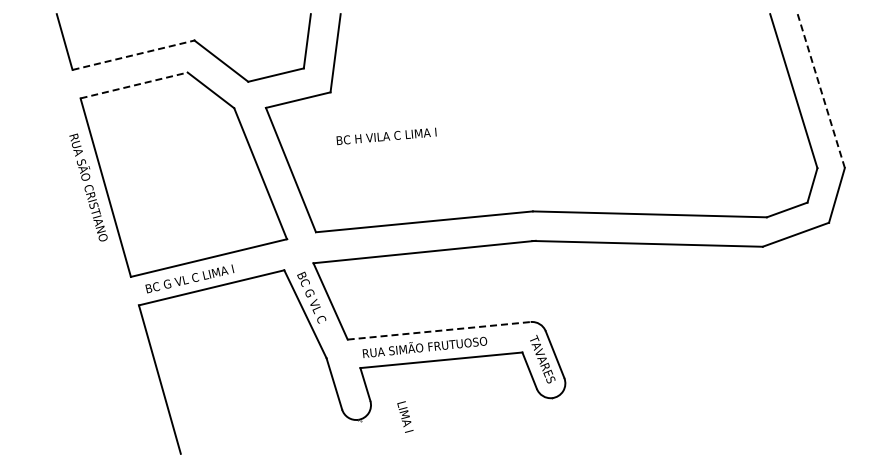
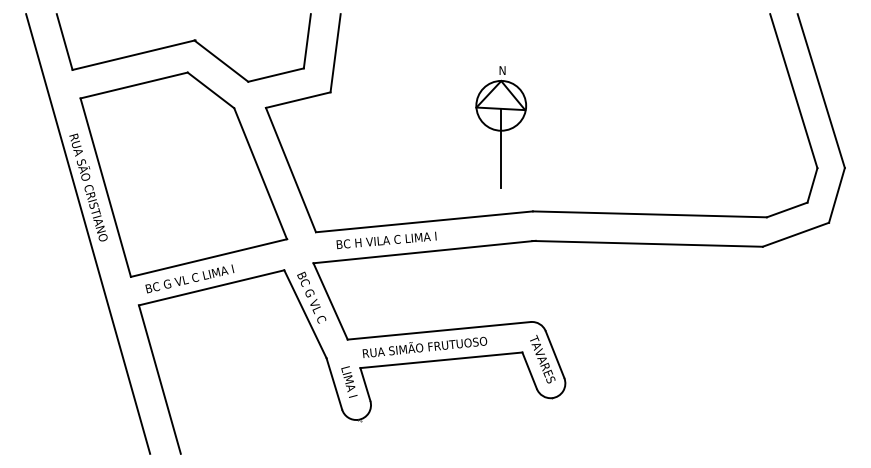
line: dashed -> solid (134, 55)
line: dashed -> solid (134, 85)
line: dashed -> solid (821, 90)
part: none -> present (501, 127)
text position: (386, 136) -> (386, 240) (386, 240)
line: none -> present (88, 233)
line: dashed -> solid (439, 330)
text position: (405, 416) -> (349, 381) (349, 381)
